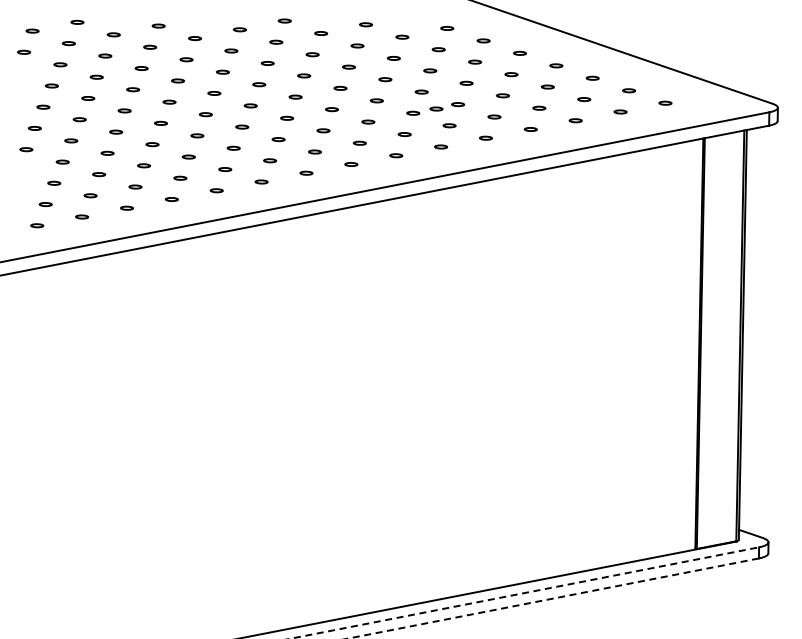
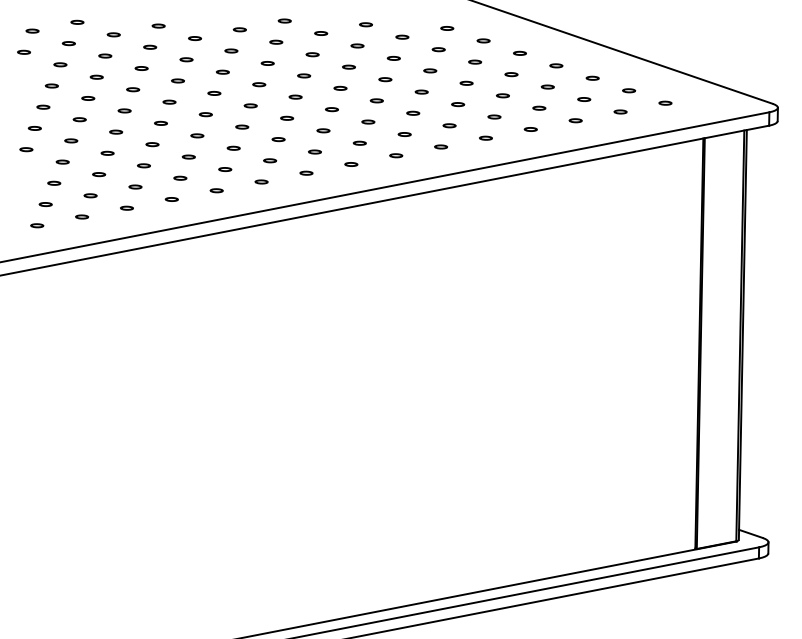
part: present -> none (436, 108)
line: dashed -> solid (524, 593)
line: dashed -> solid (552, 598)
